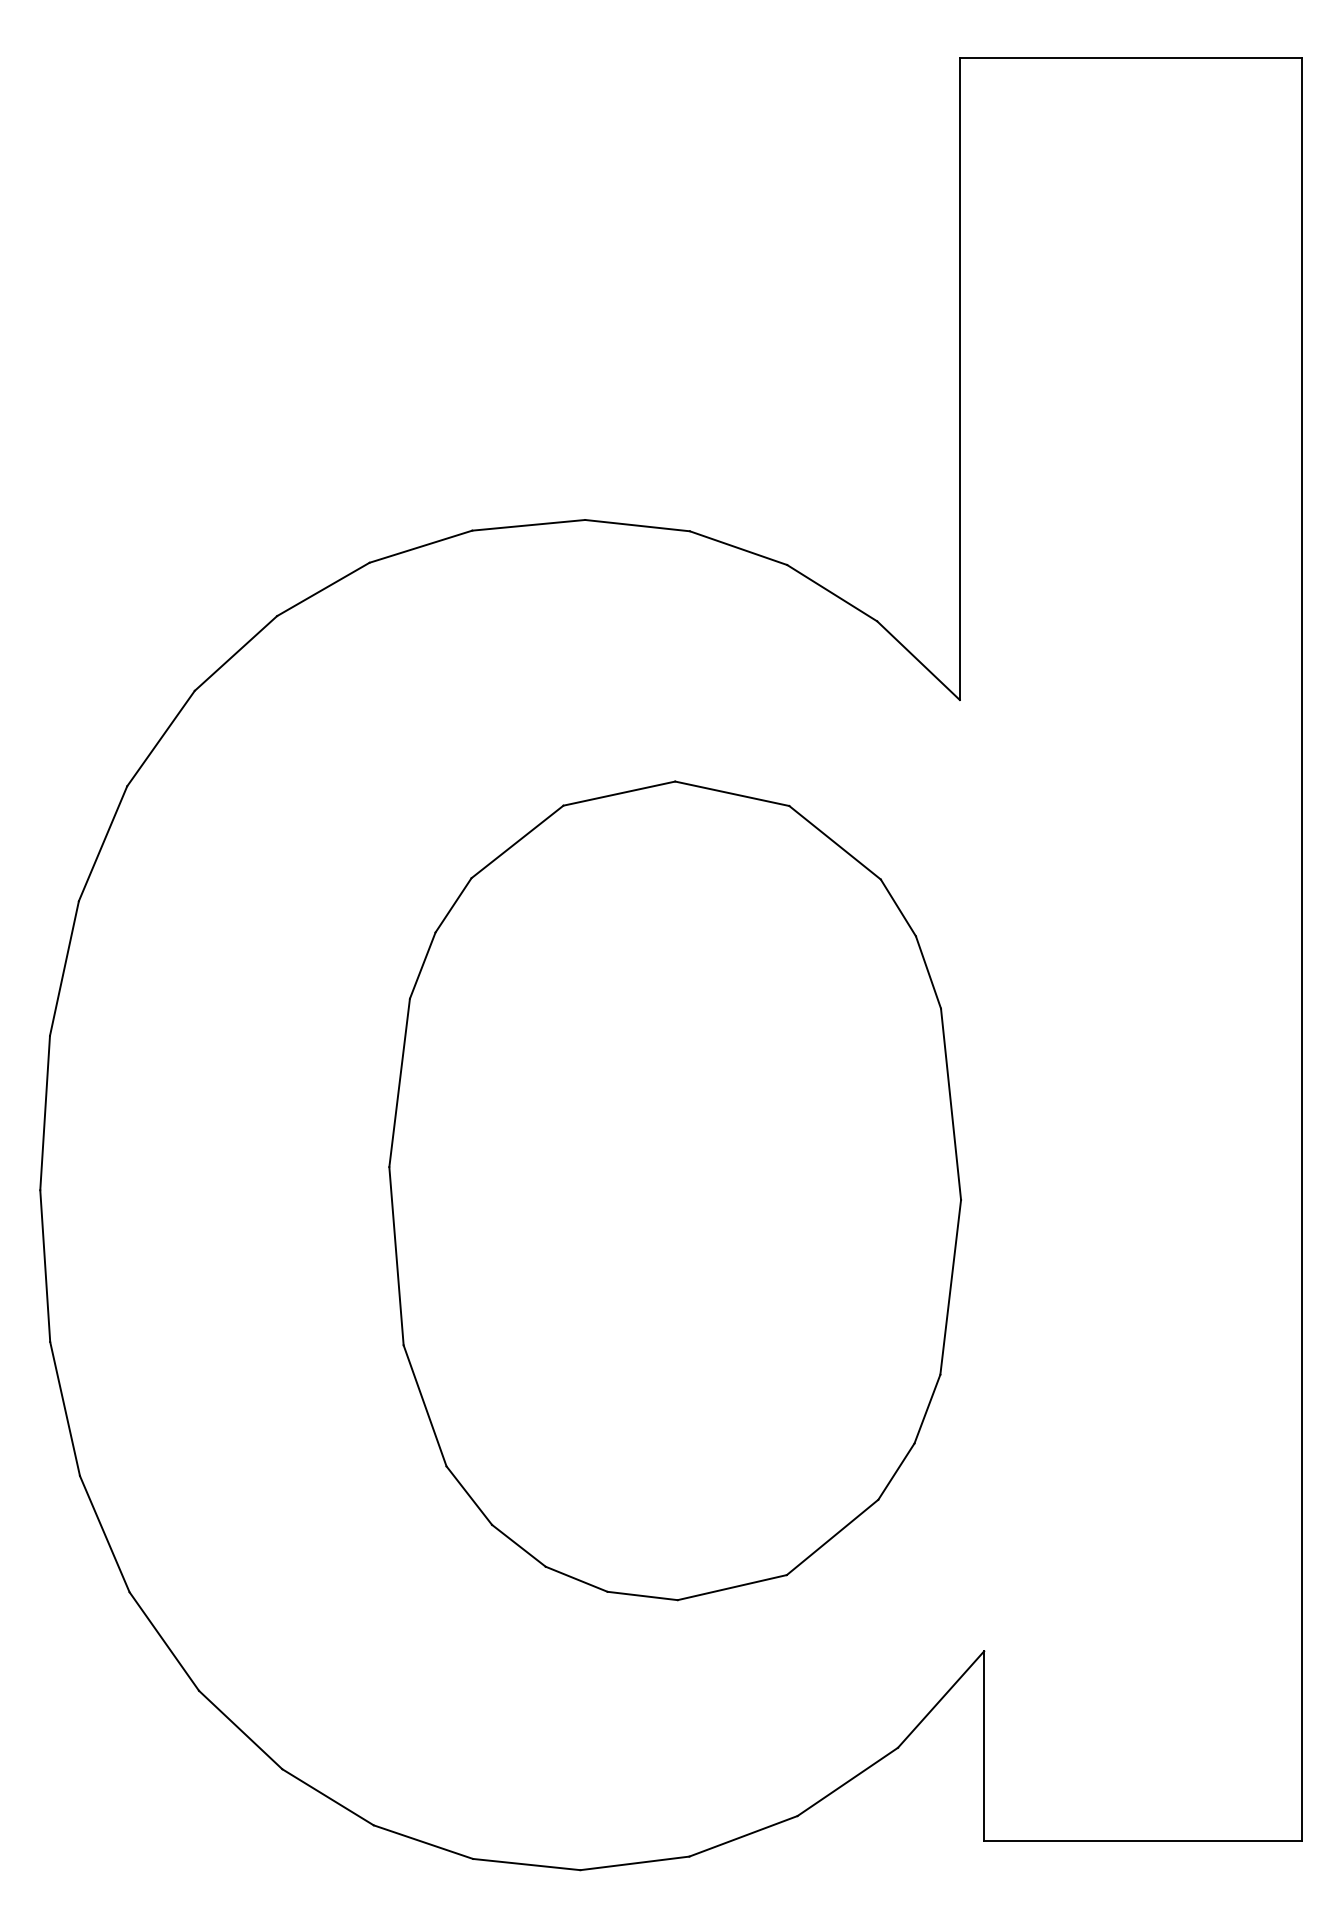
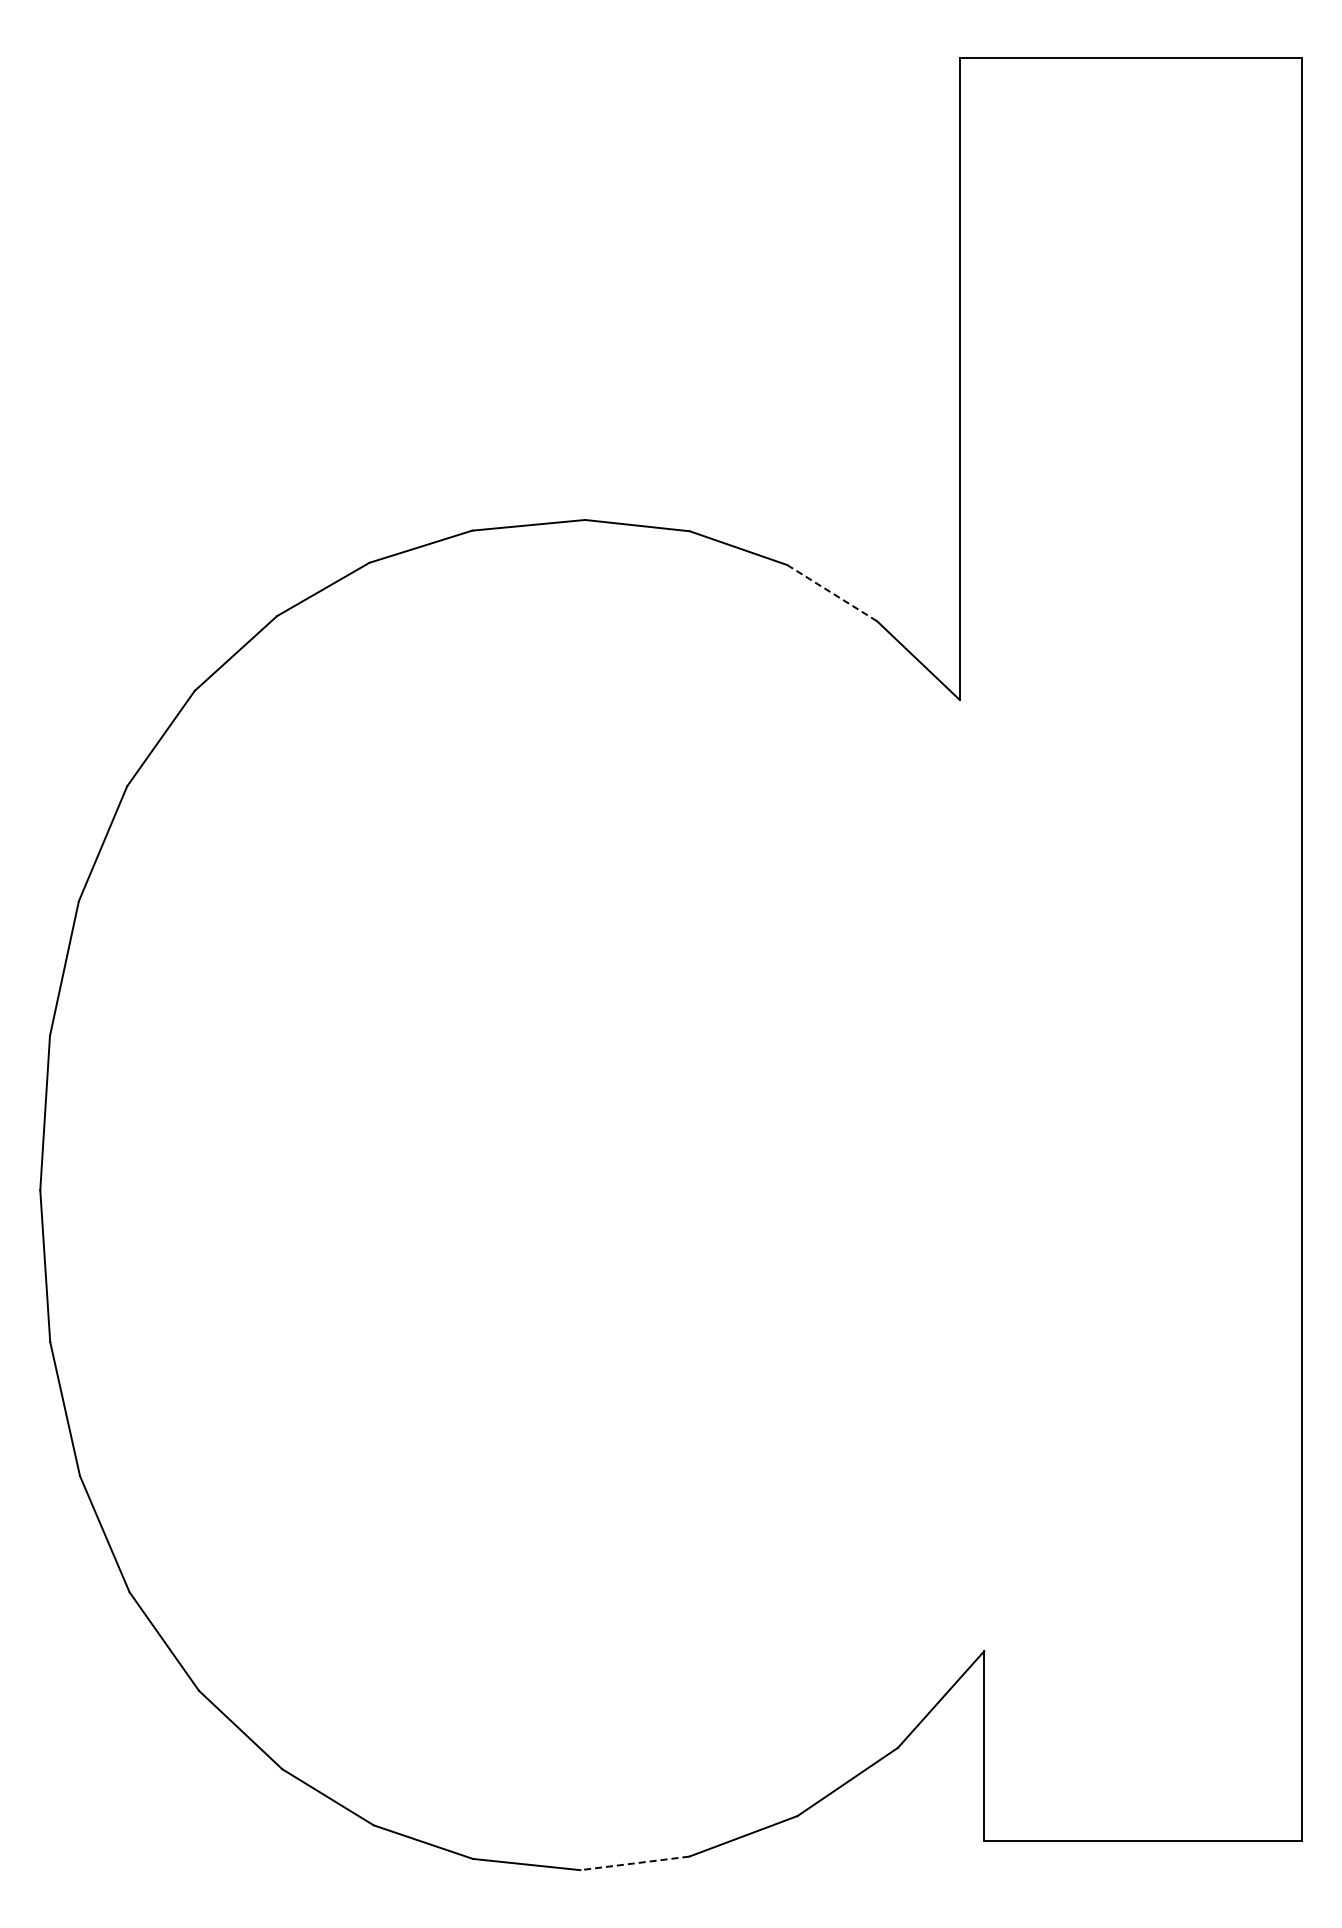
line: solid -> dashed (832, 593)
part: present -> none (674, 1190)
line: solid -> dashed (634, 1863)
